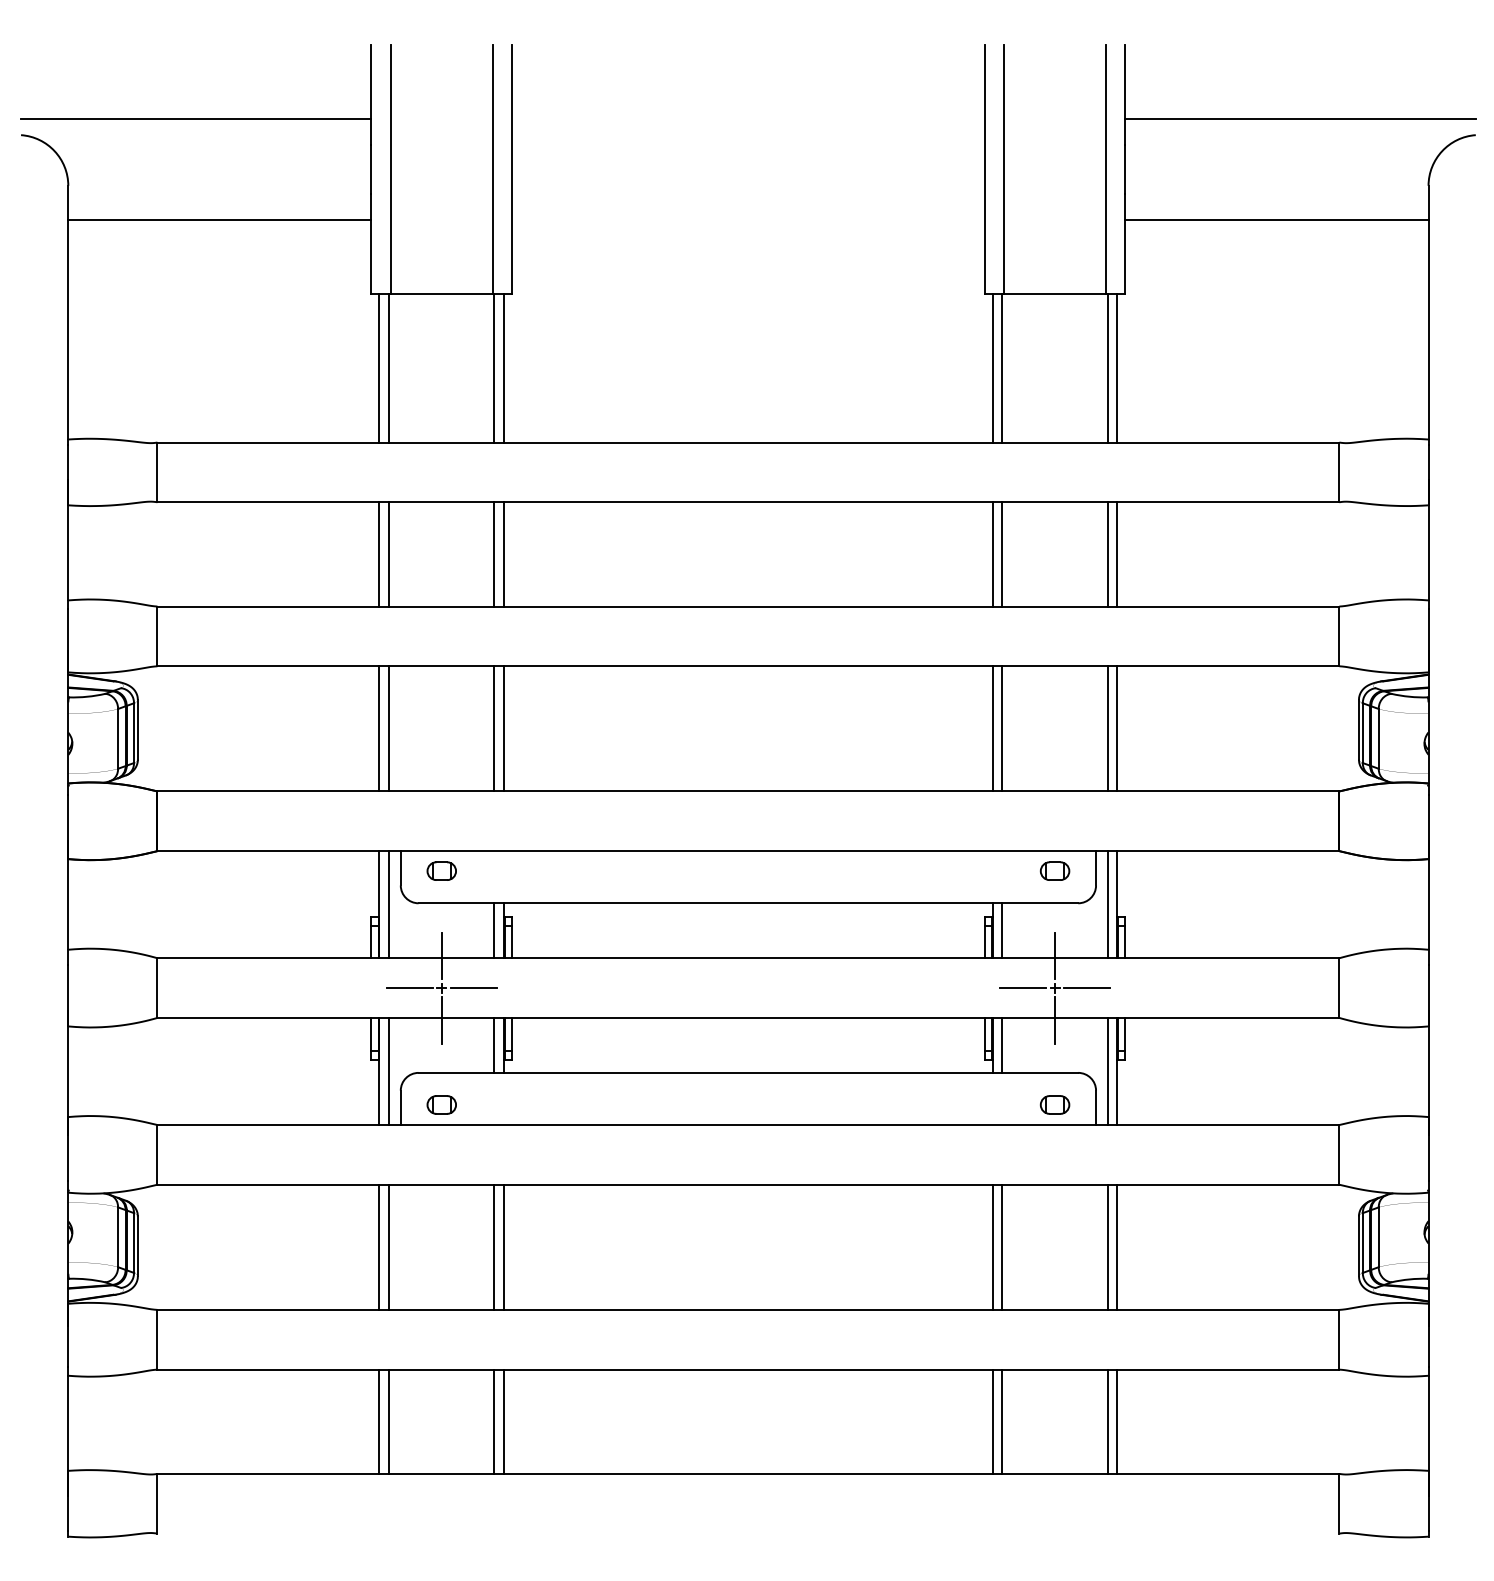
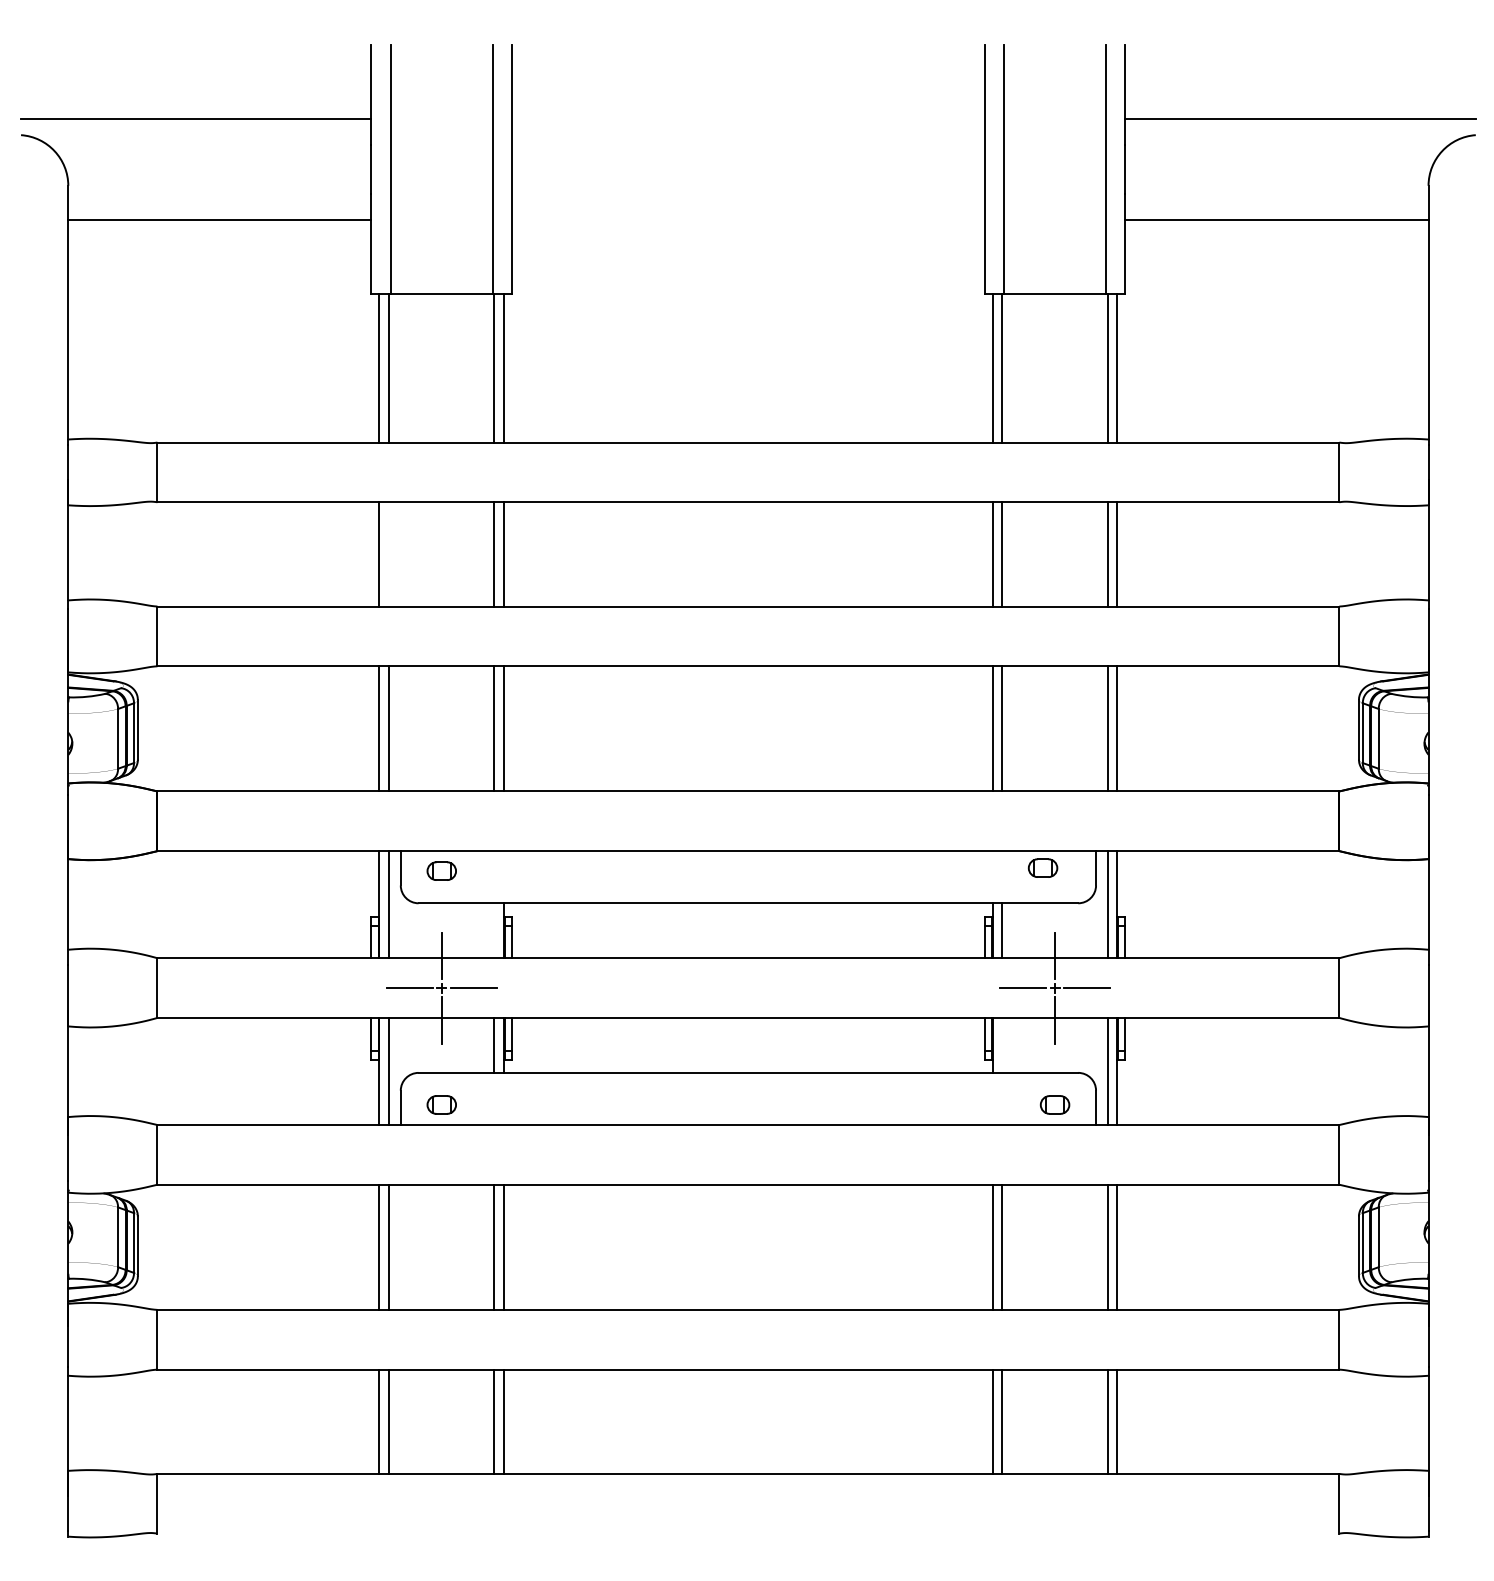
line: present -> none (389, 554)
part position: (1054, 870) -> (1042, 867) (1042, 867)
line: present -> none (494, 930)
line: present -> none (1002, 1044)
